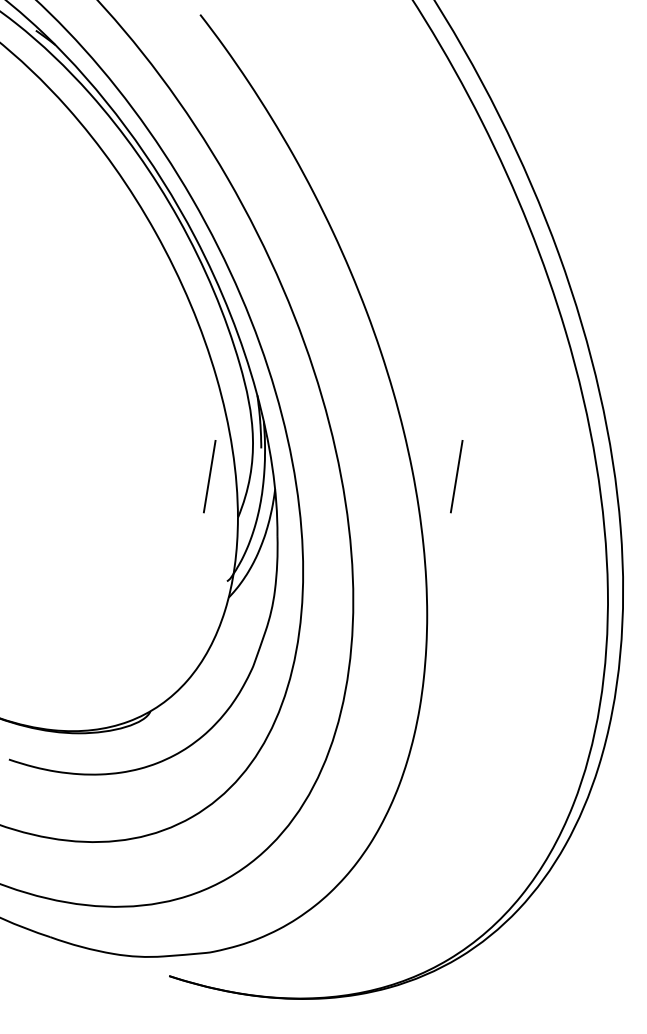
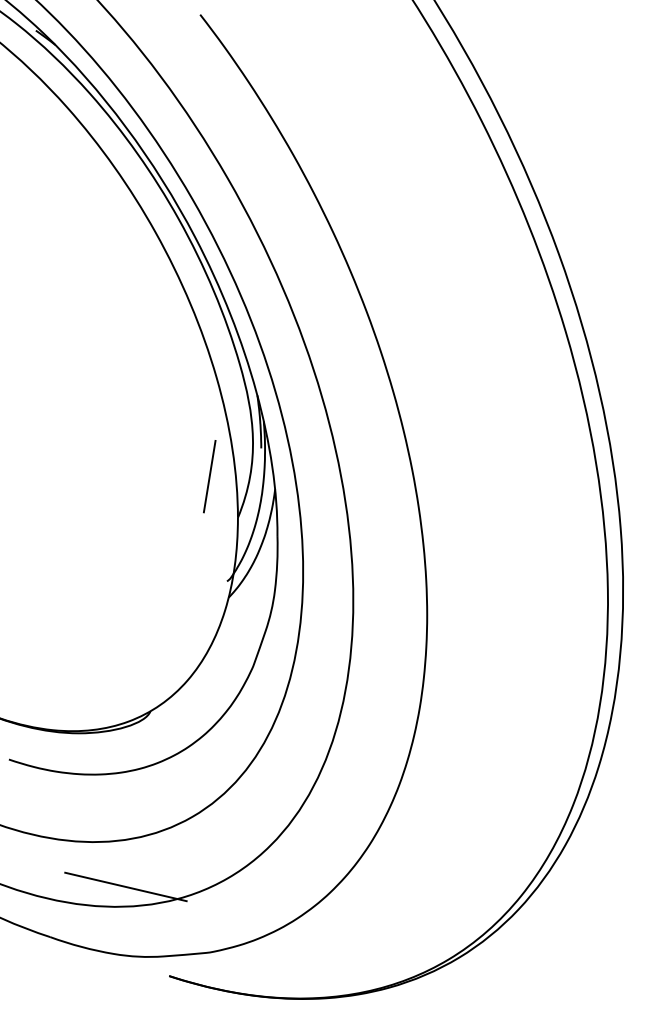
line: present -> none (456, 476)
line: none -> present (125, 886)
